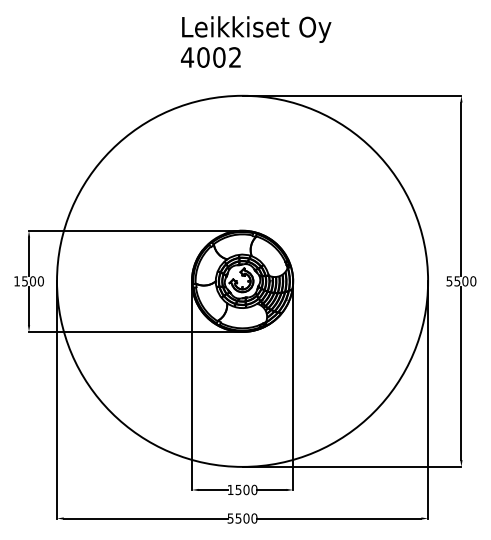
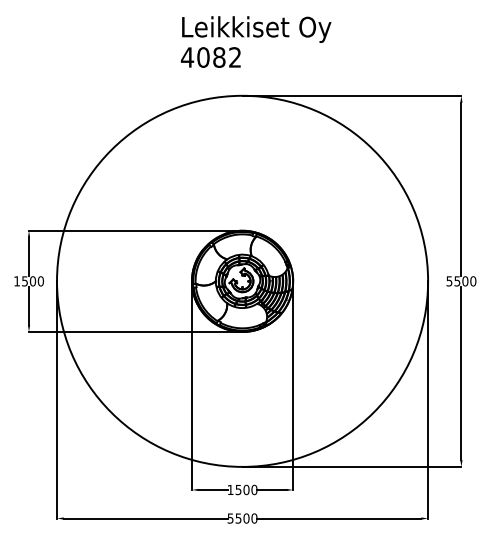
text: 4002 -> 4082 (219, 57)
